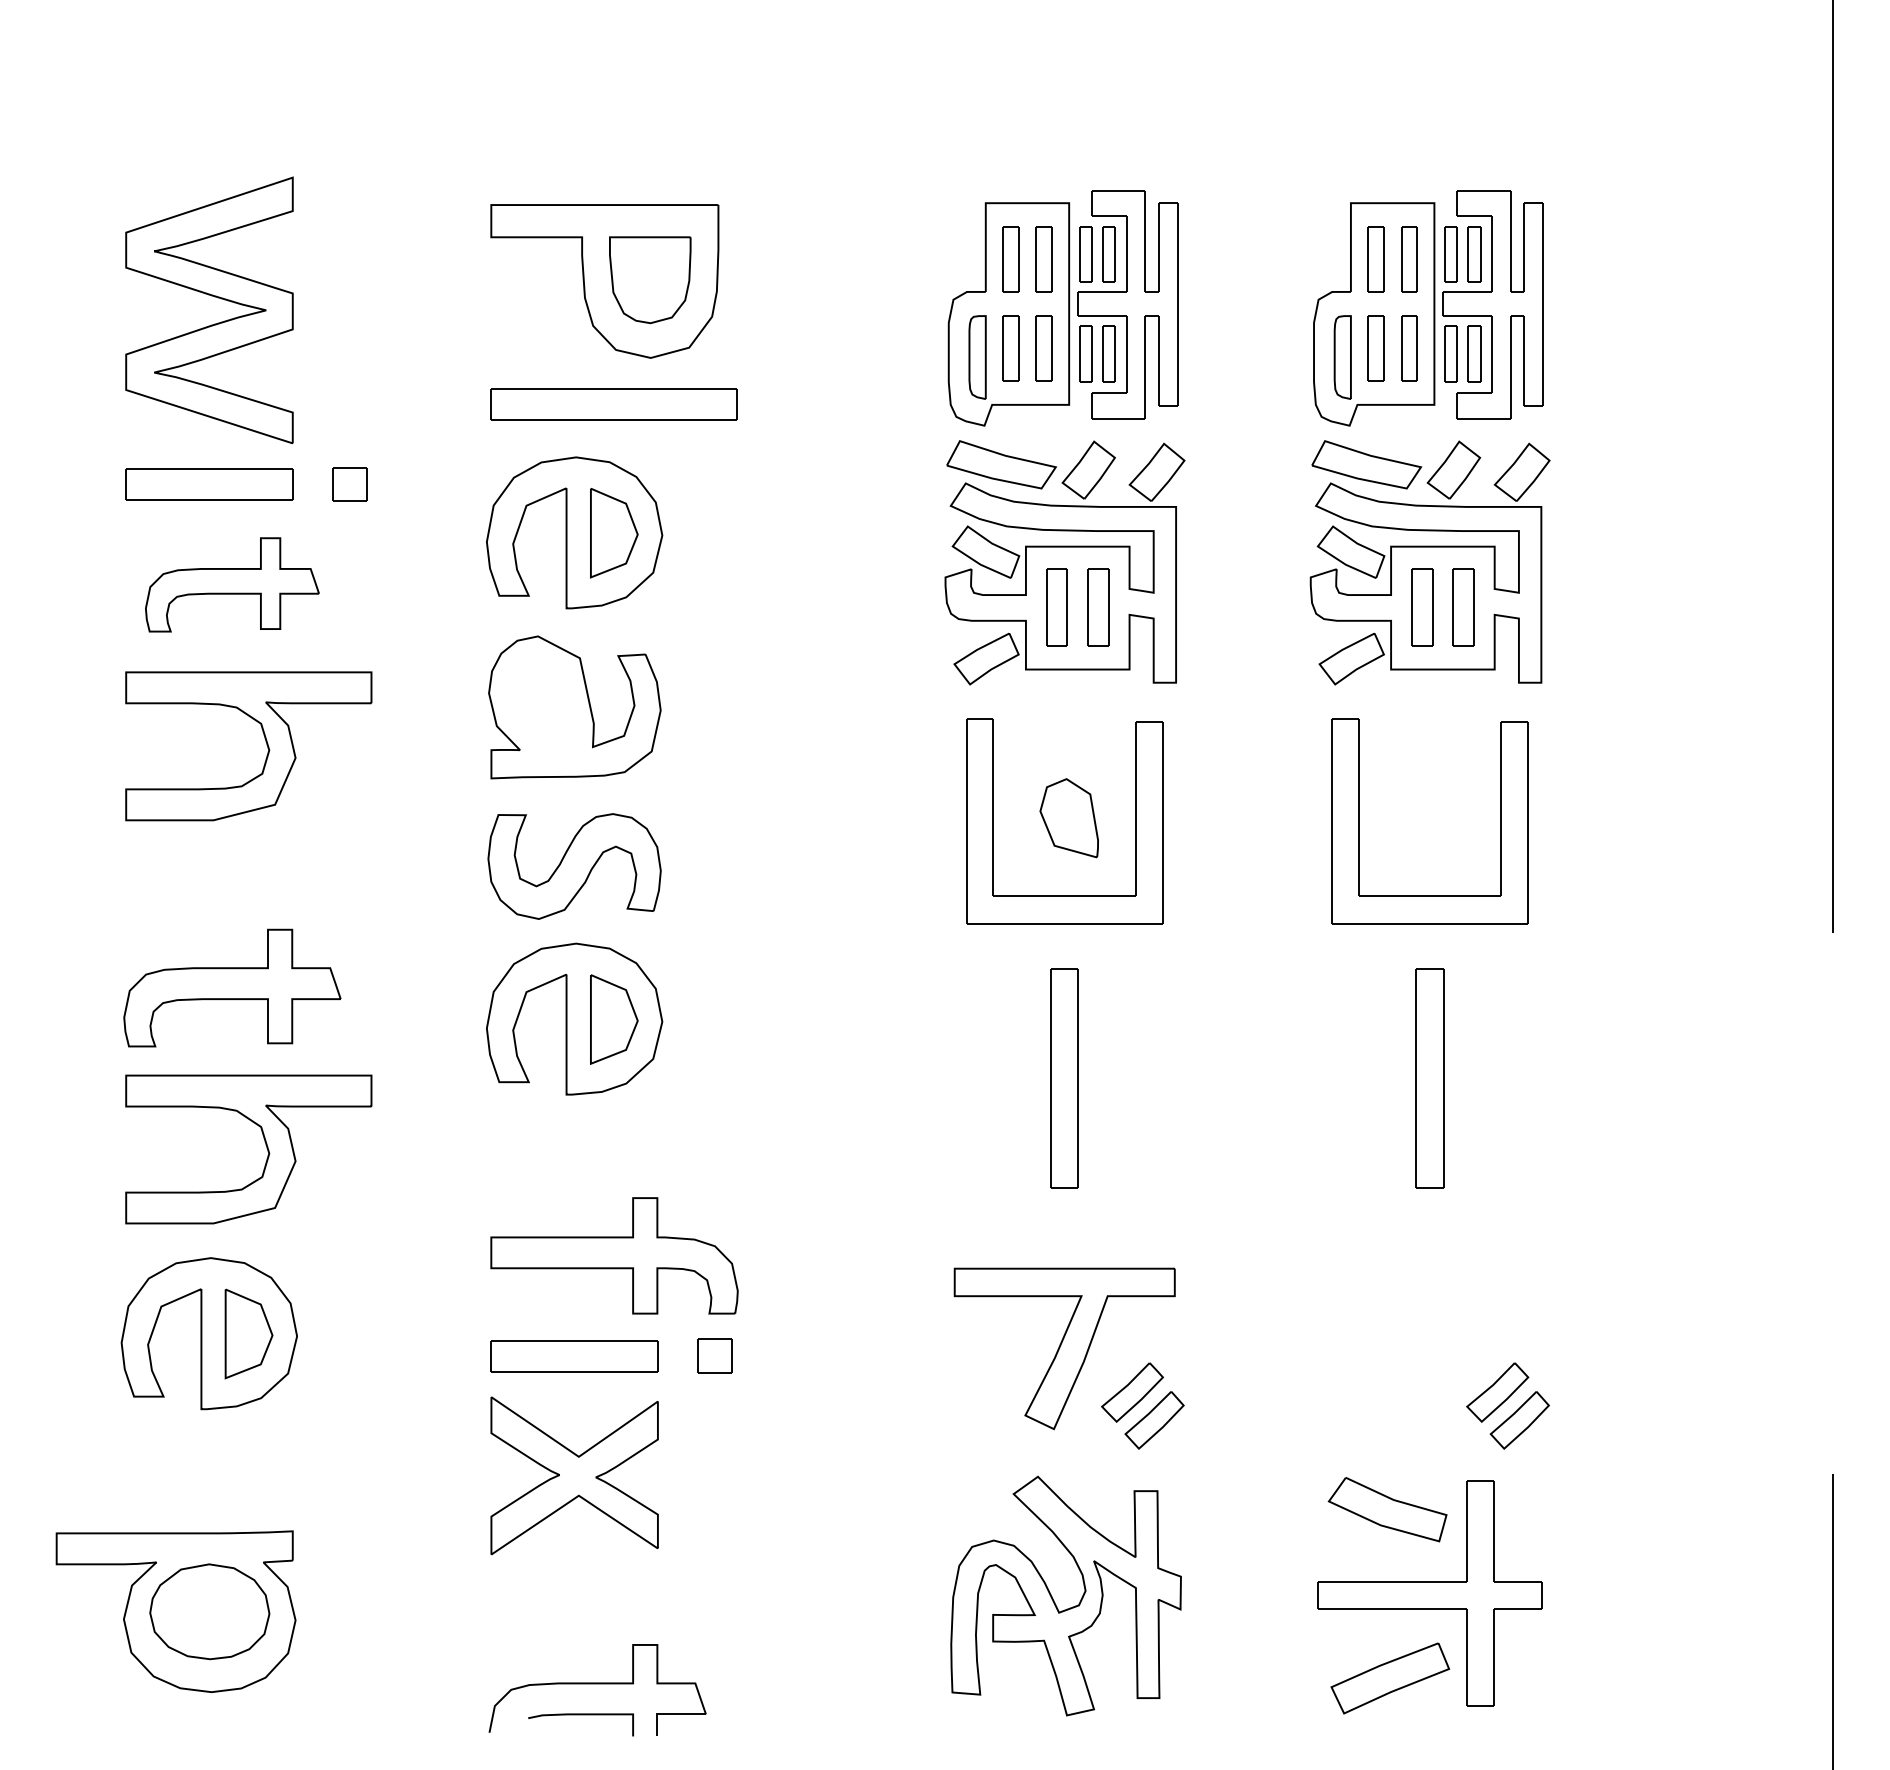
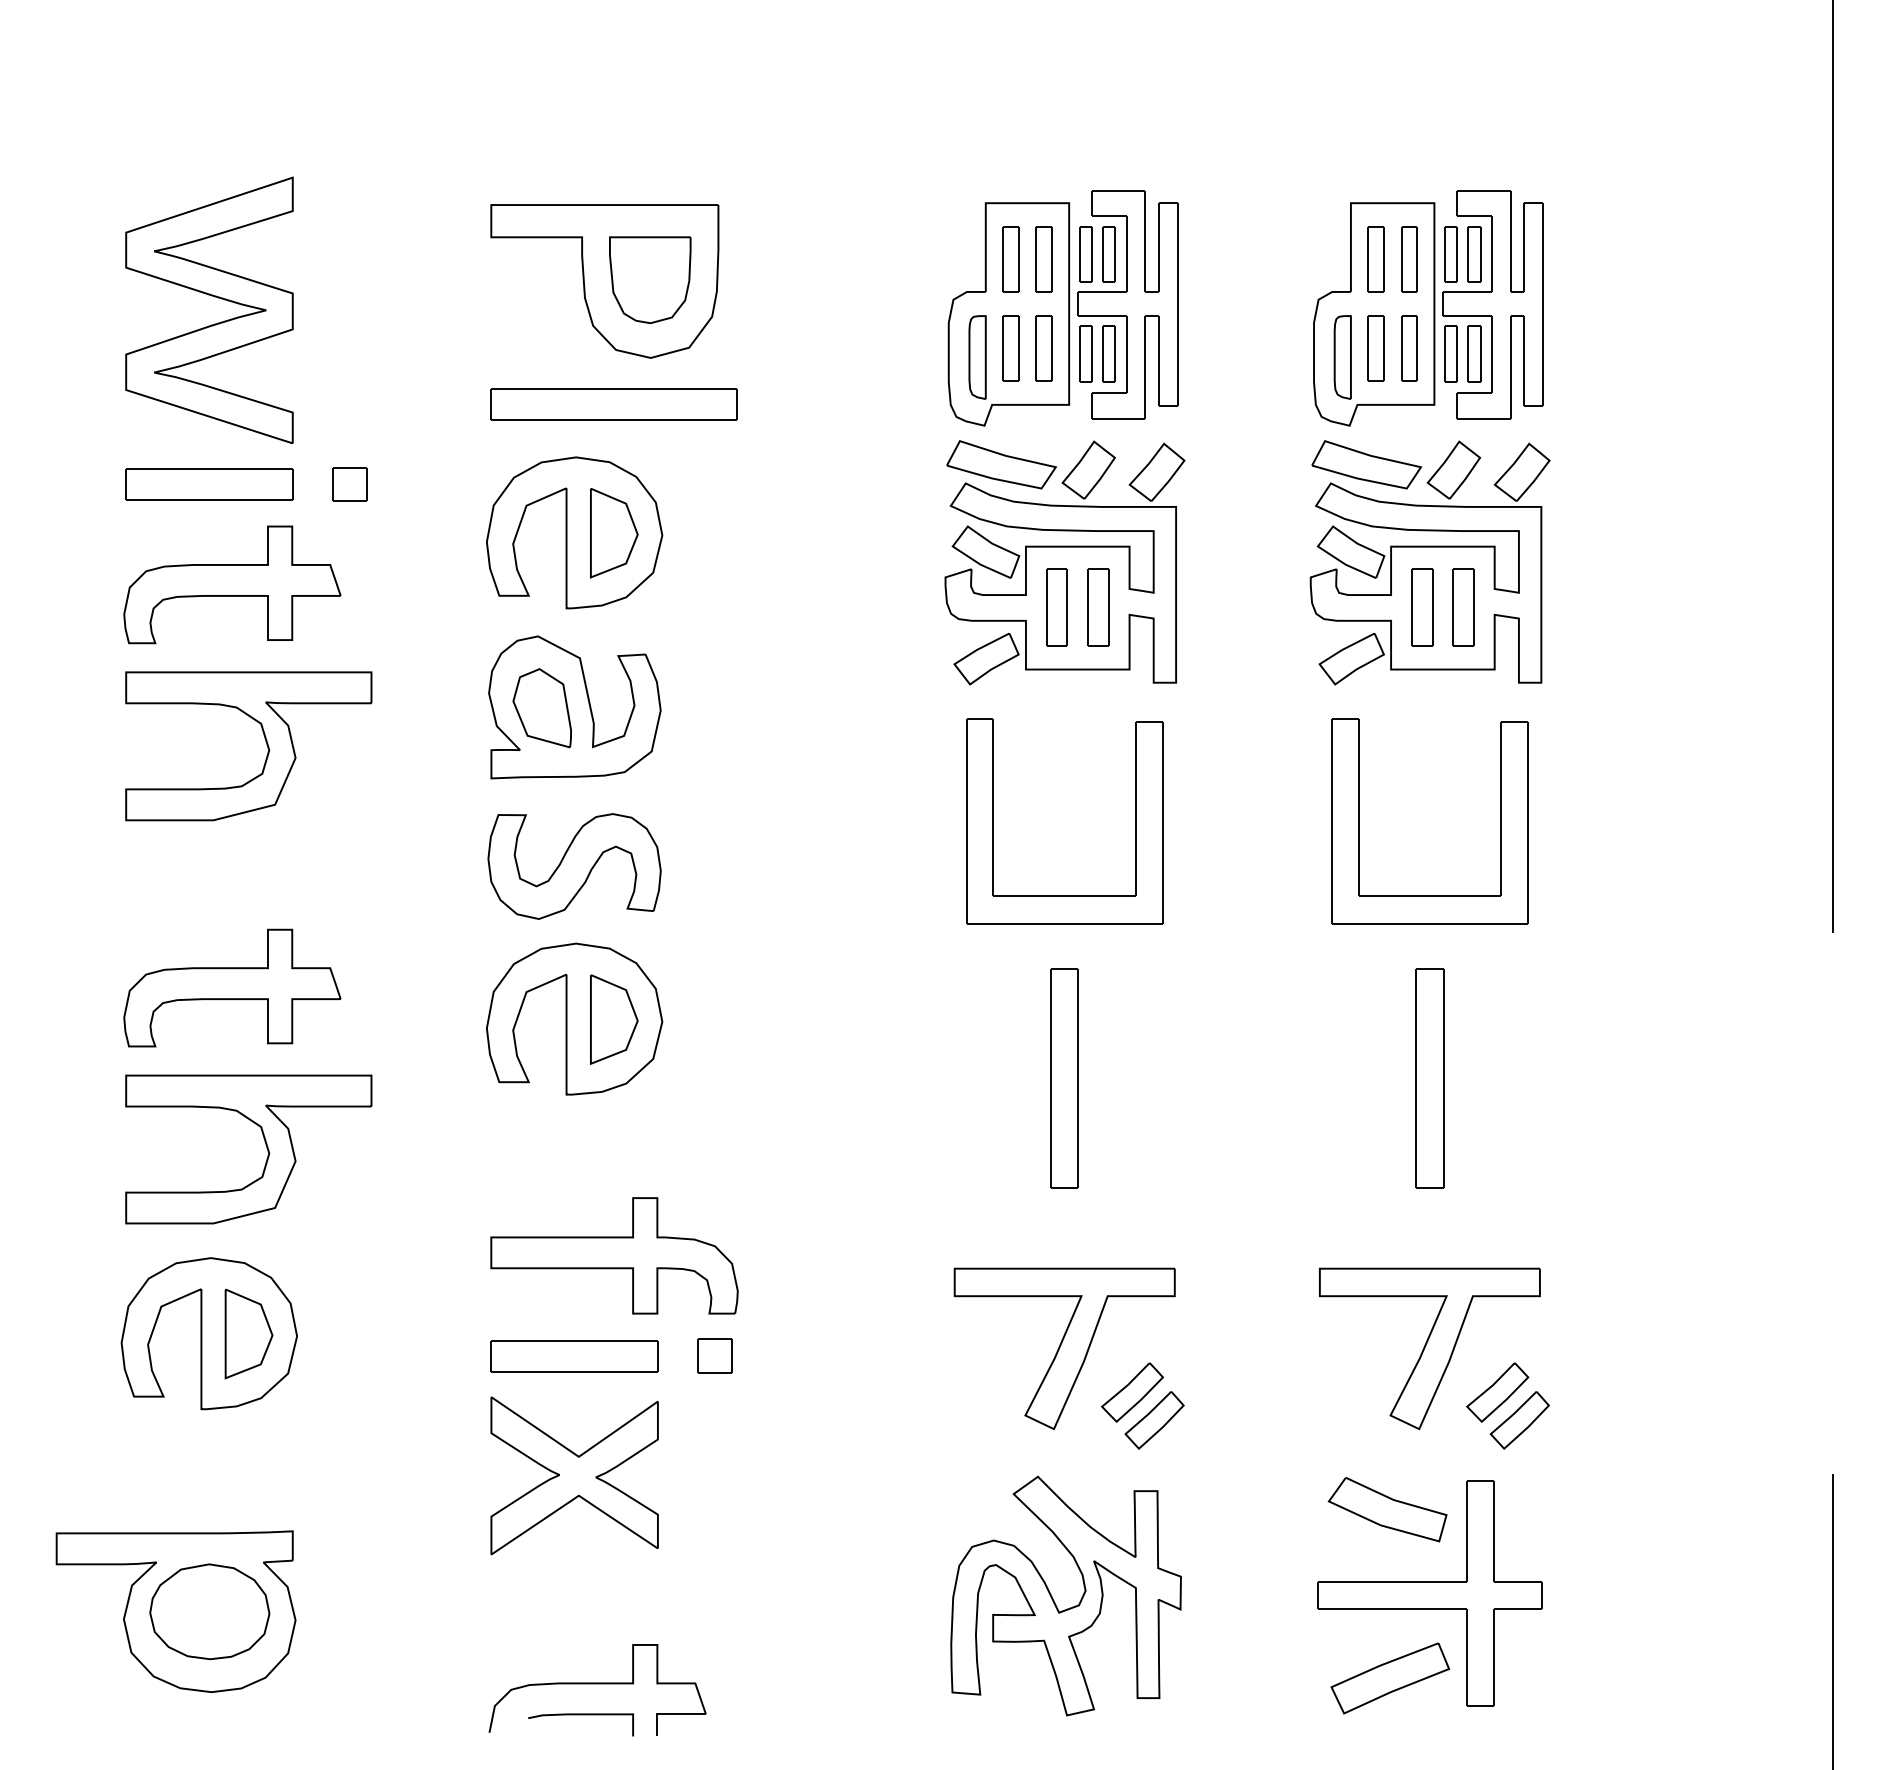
part size: 175x96 px -> 219x120 px (232, 584)
part position: (1068, 818) -> (541, 708) (541, 708)
part: none -> present (1429, 1348)
